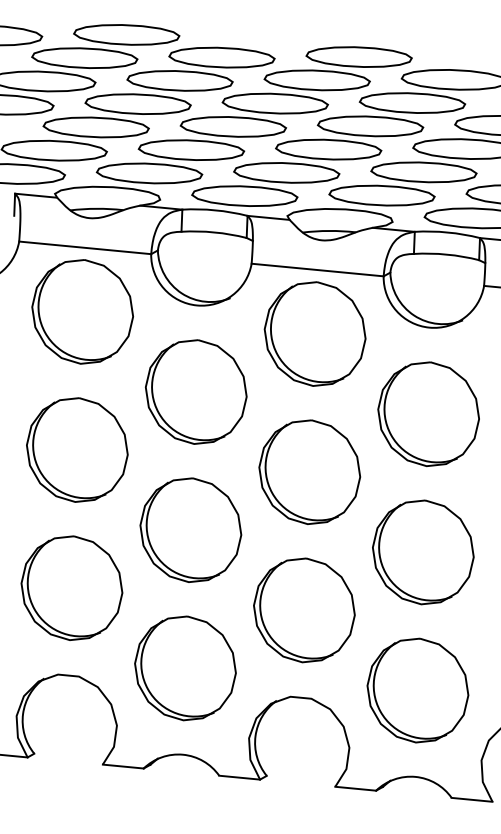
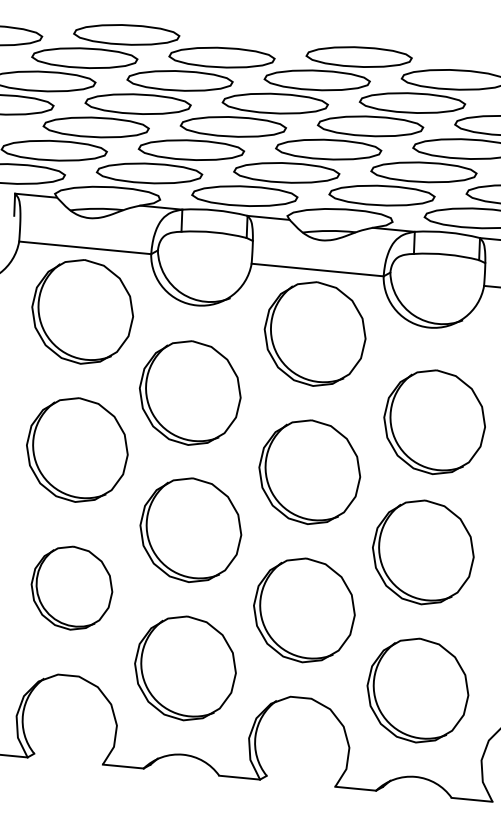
part position: (195, 391) -> (189, 392) (189, 392)
part position: (428, 413) -> (434, 421) (434, 421)
part size: 104x106 px -> 84x86 px (71, 587)
